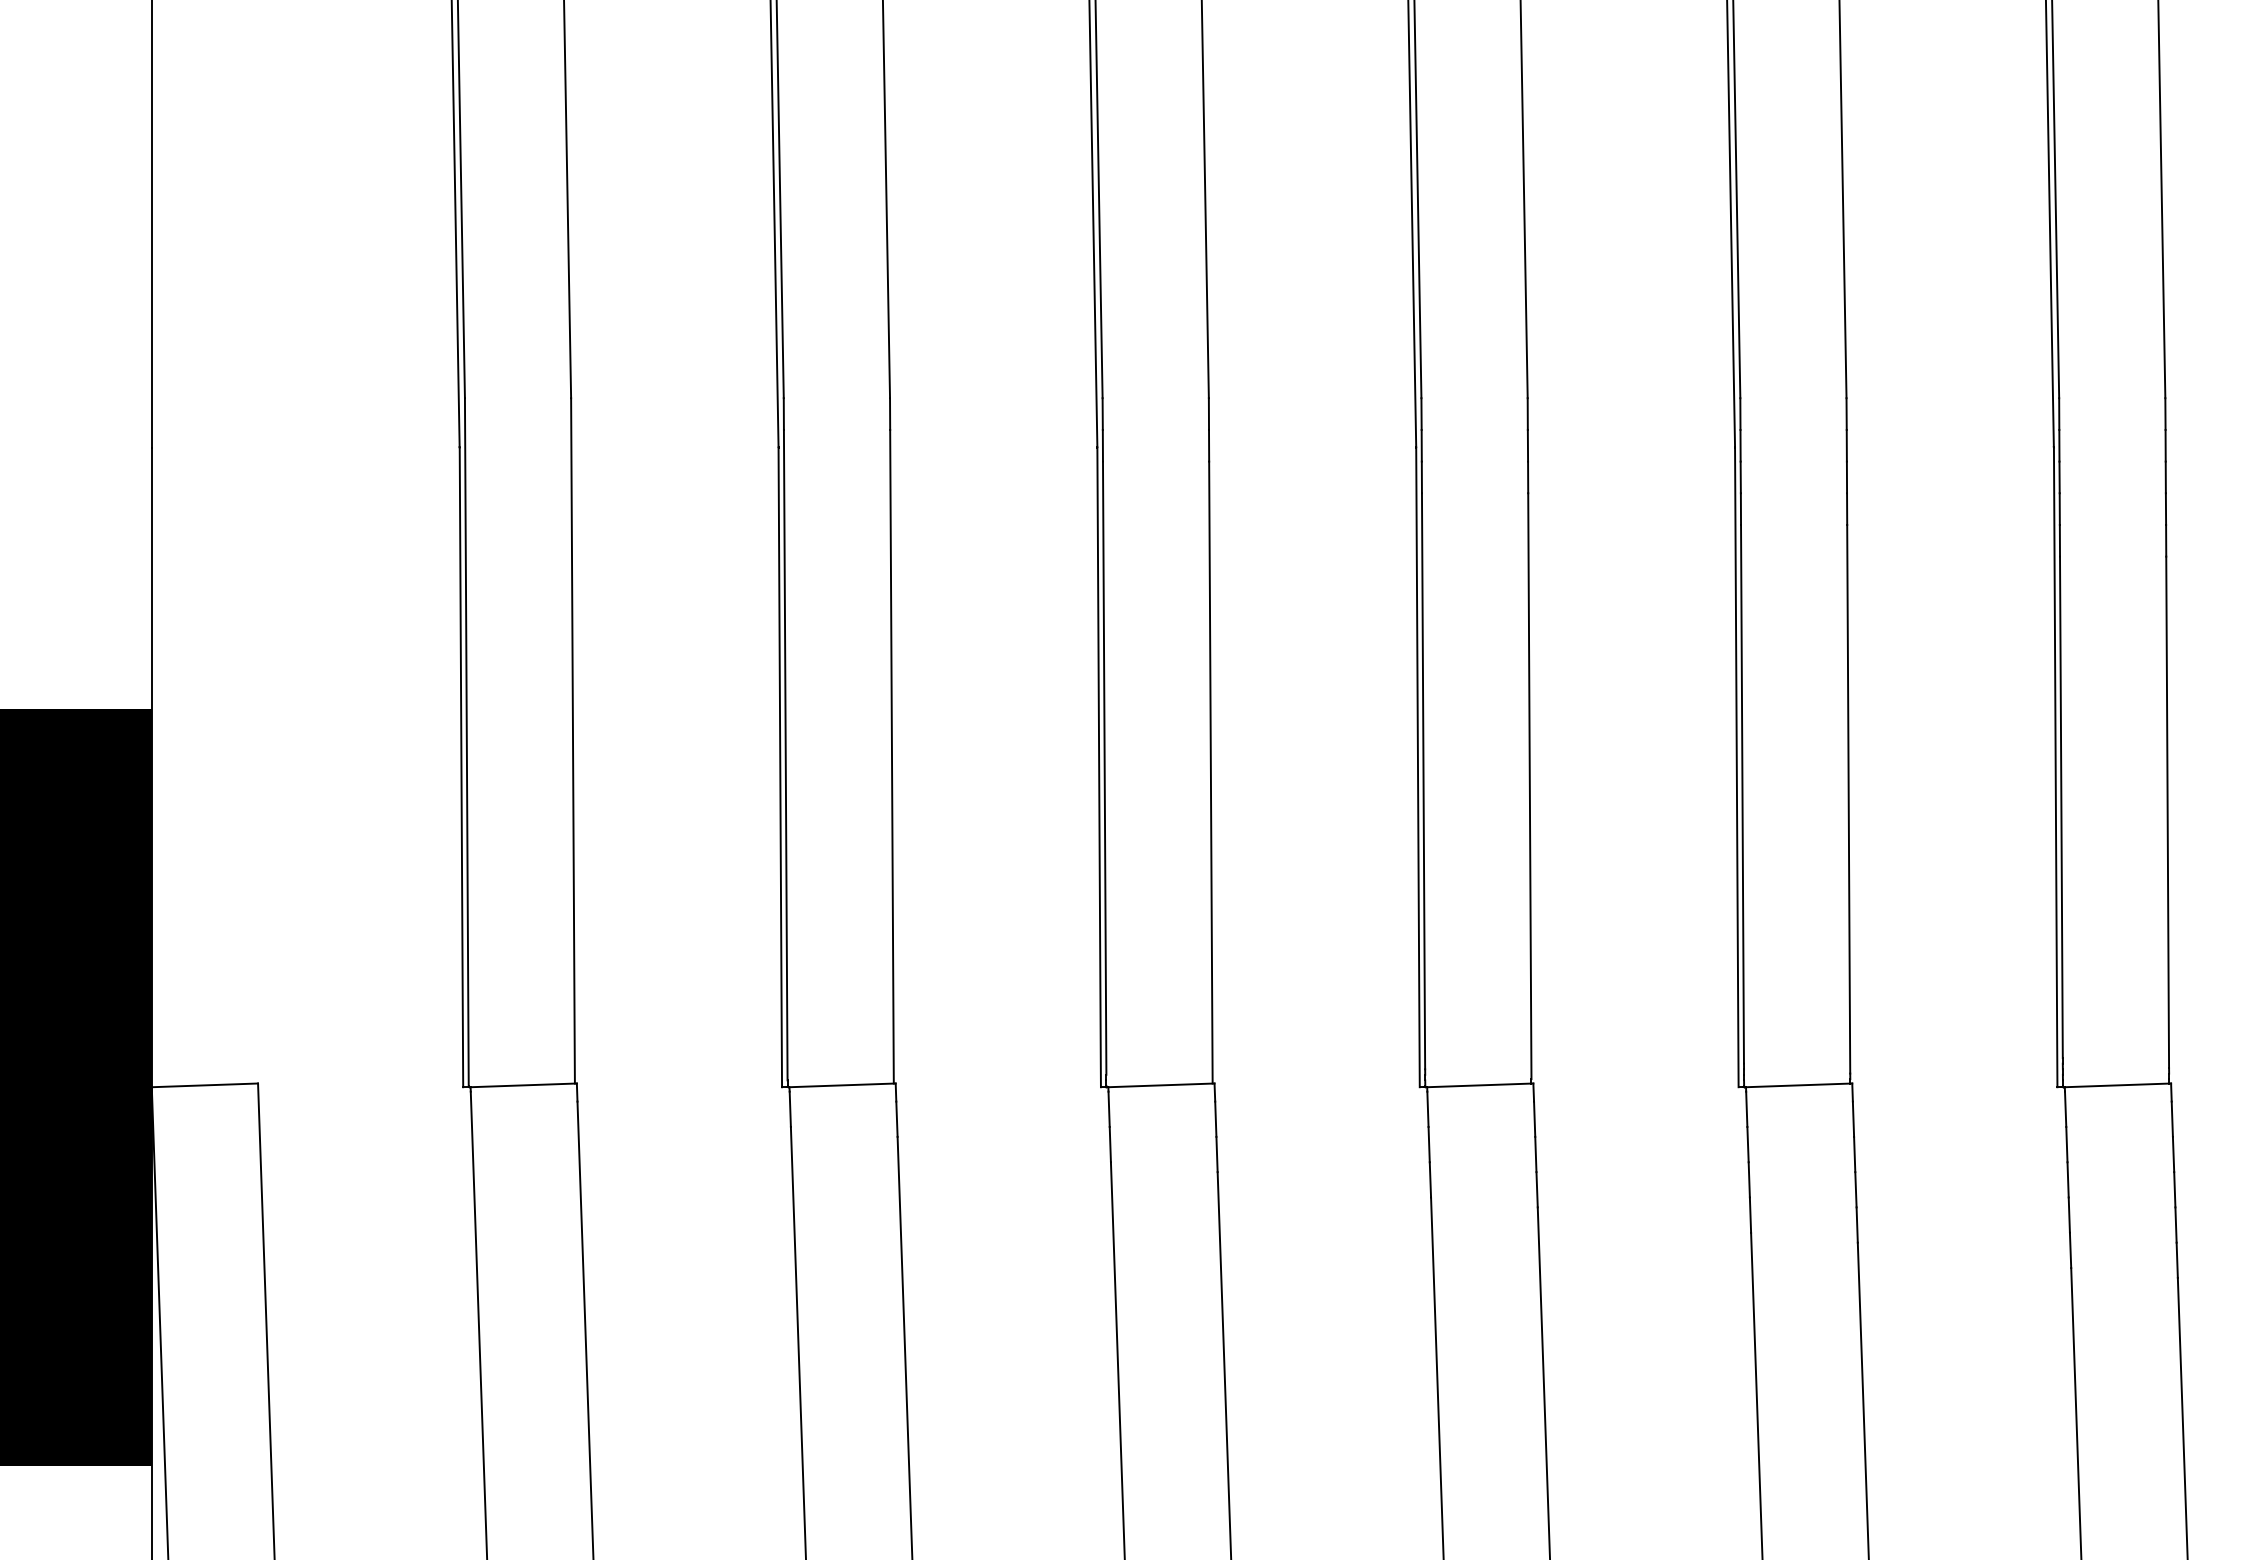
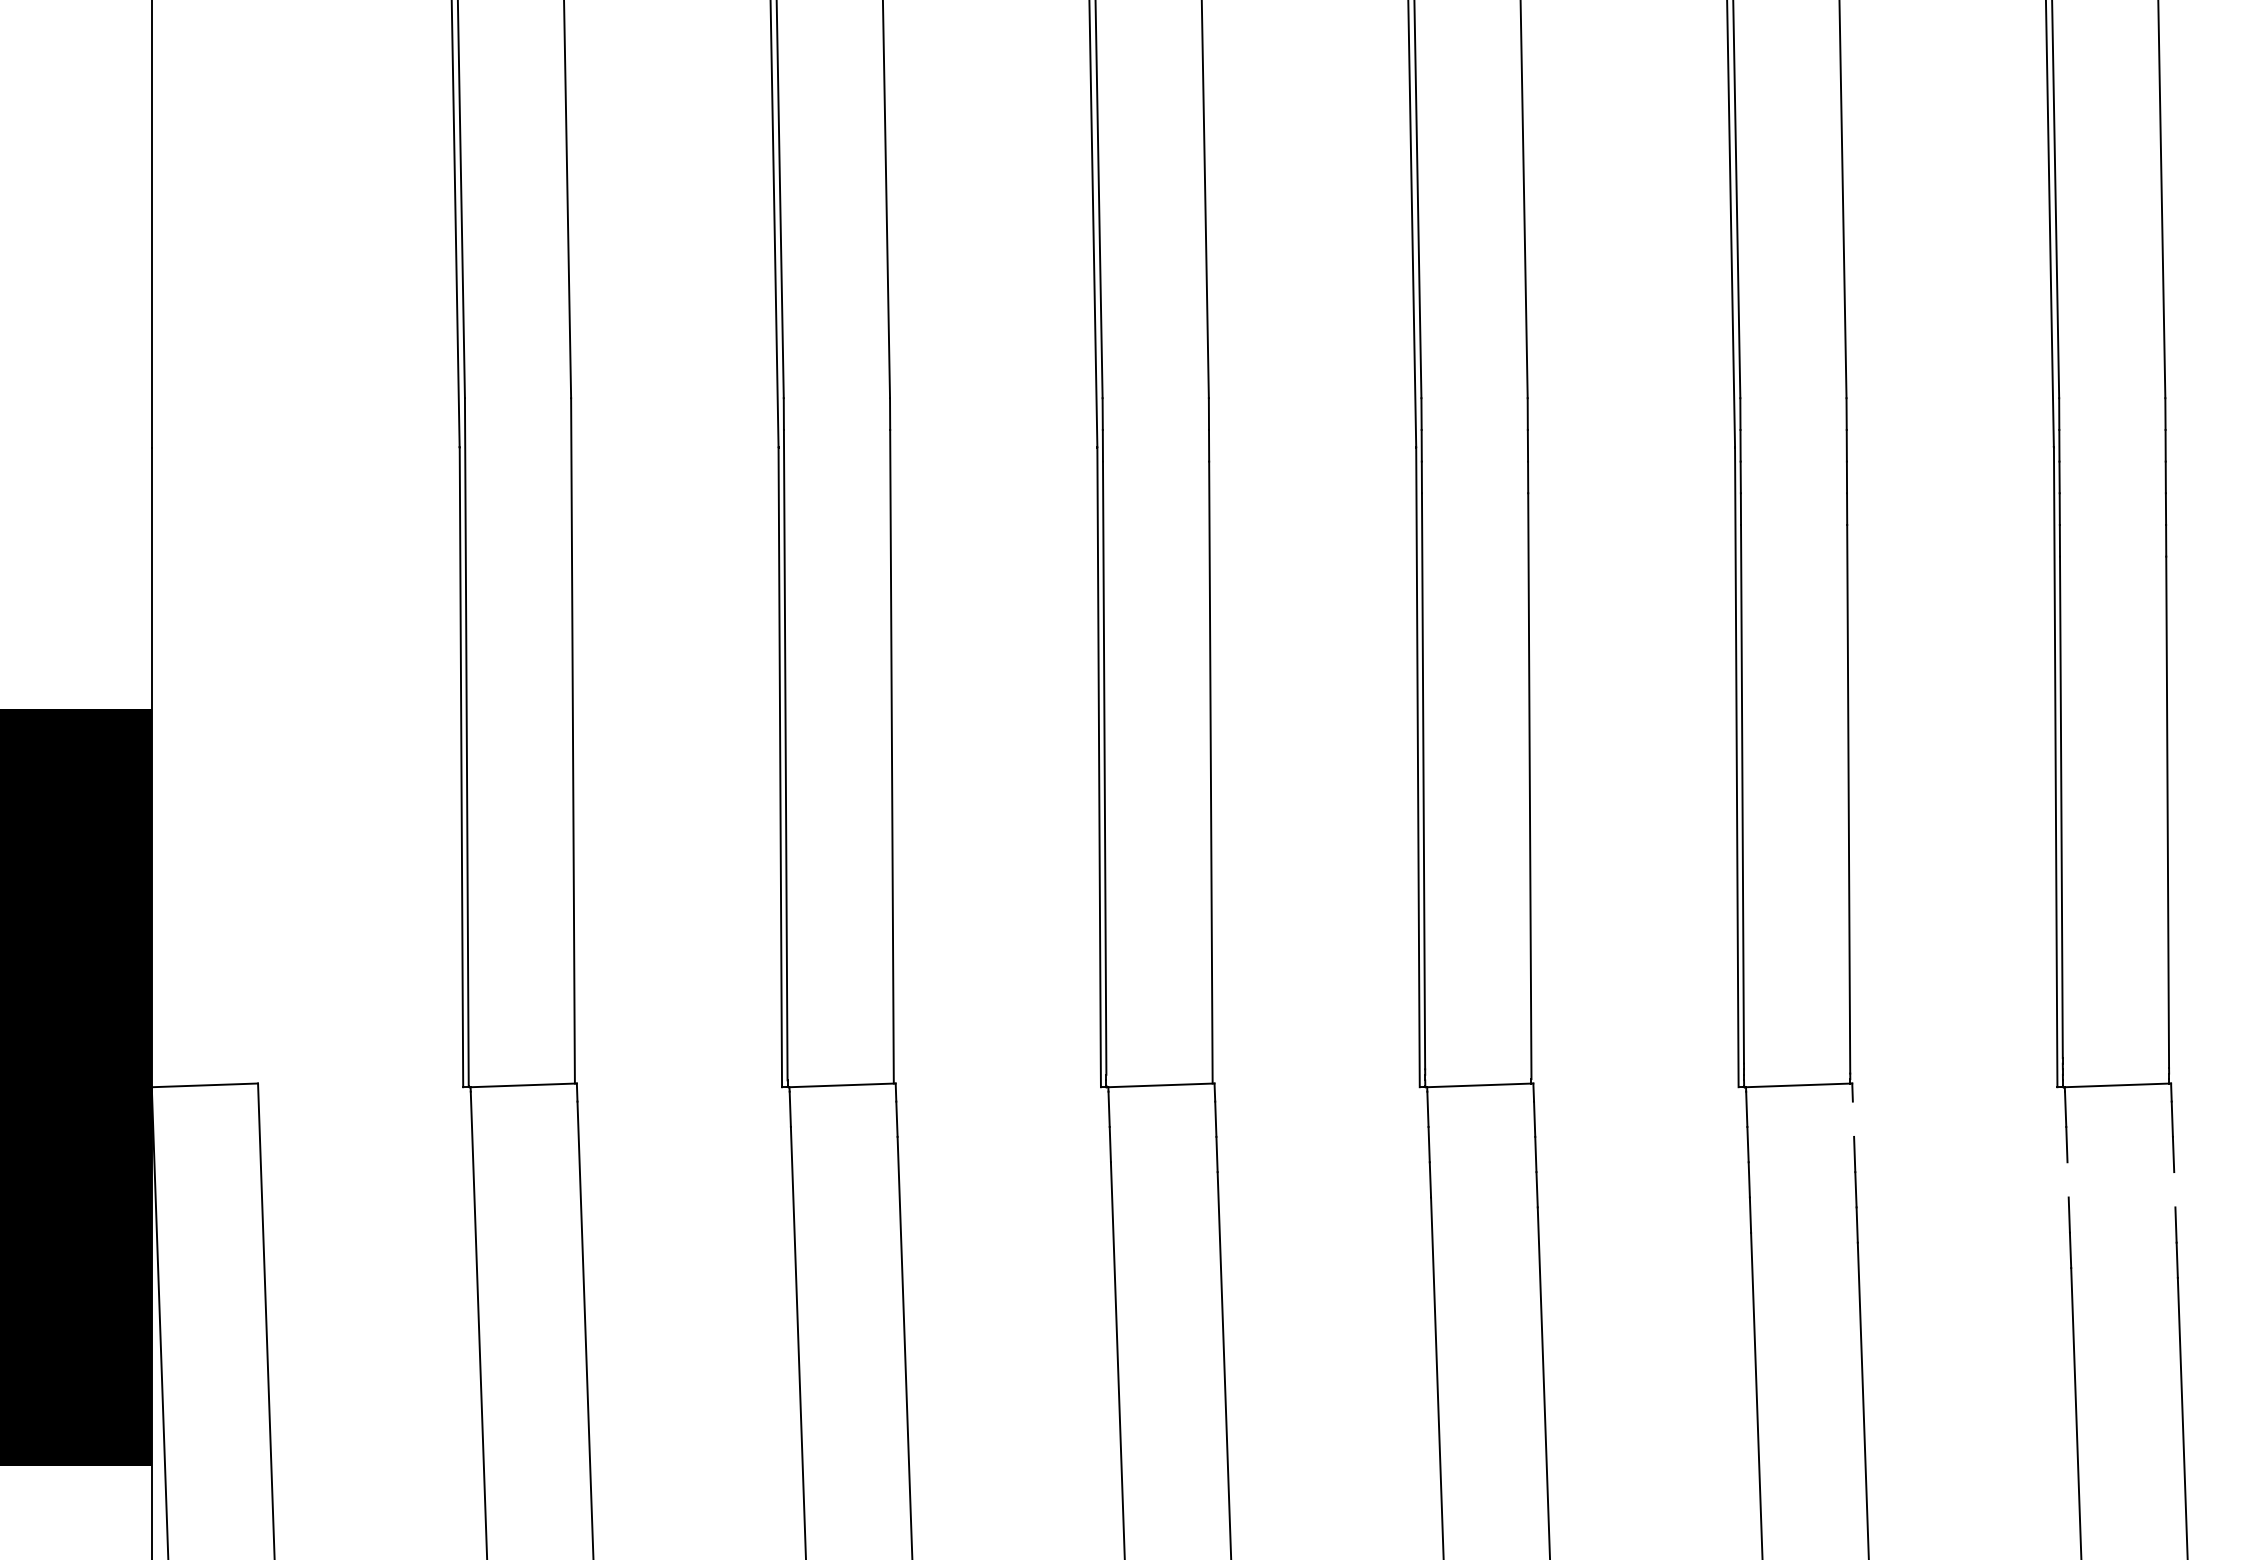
line: present -> none (1853, 1118)
line: present -> none (2067, 1179)
line: present -> none (2174, 1189)
